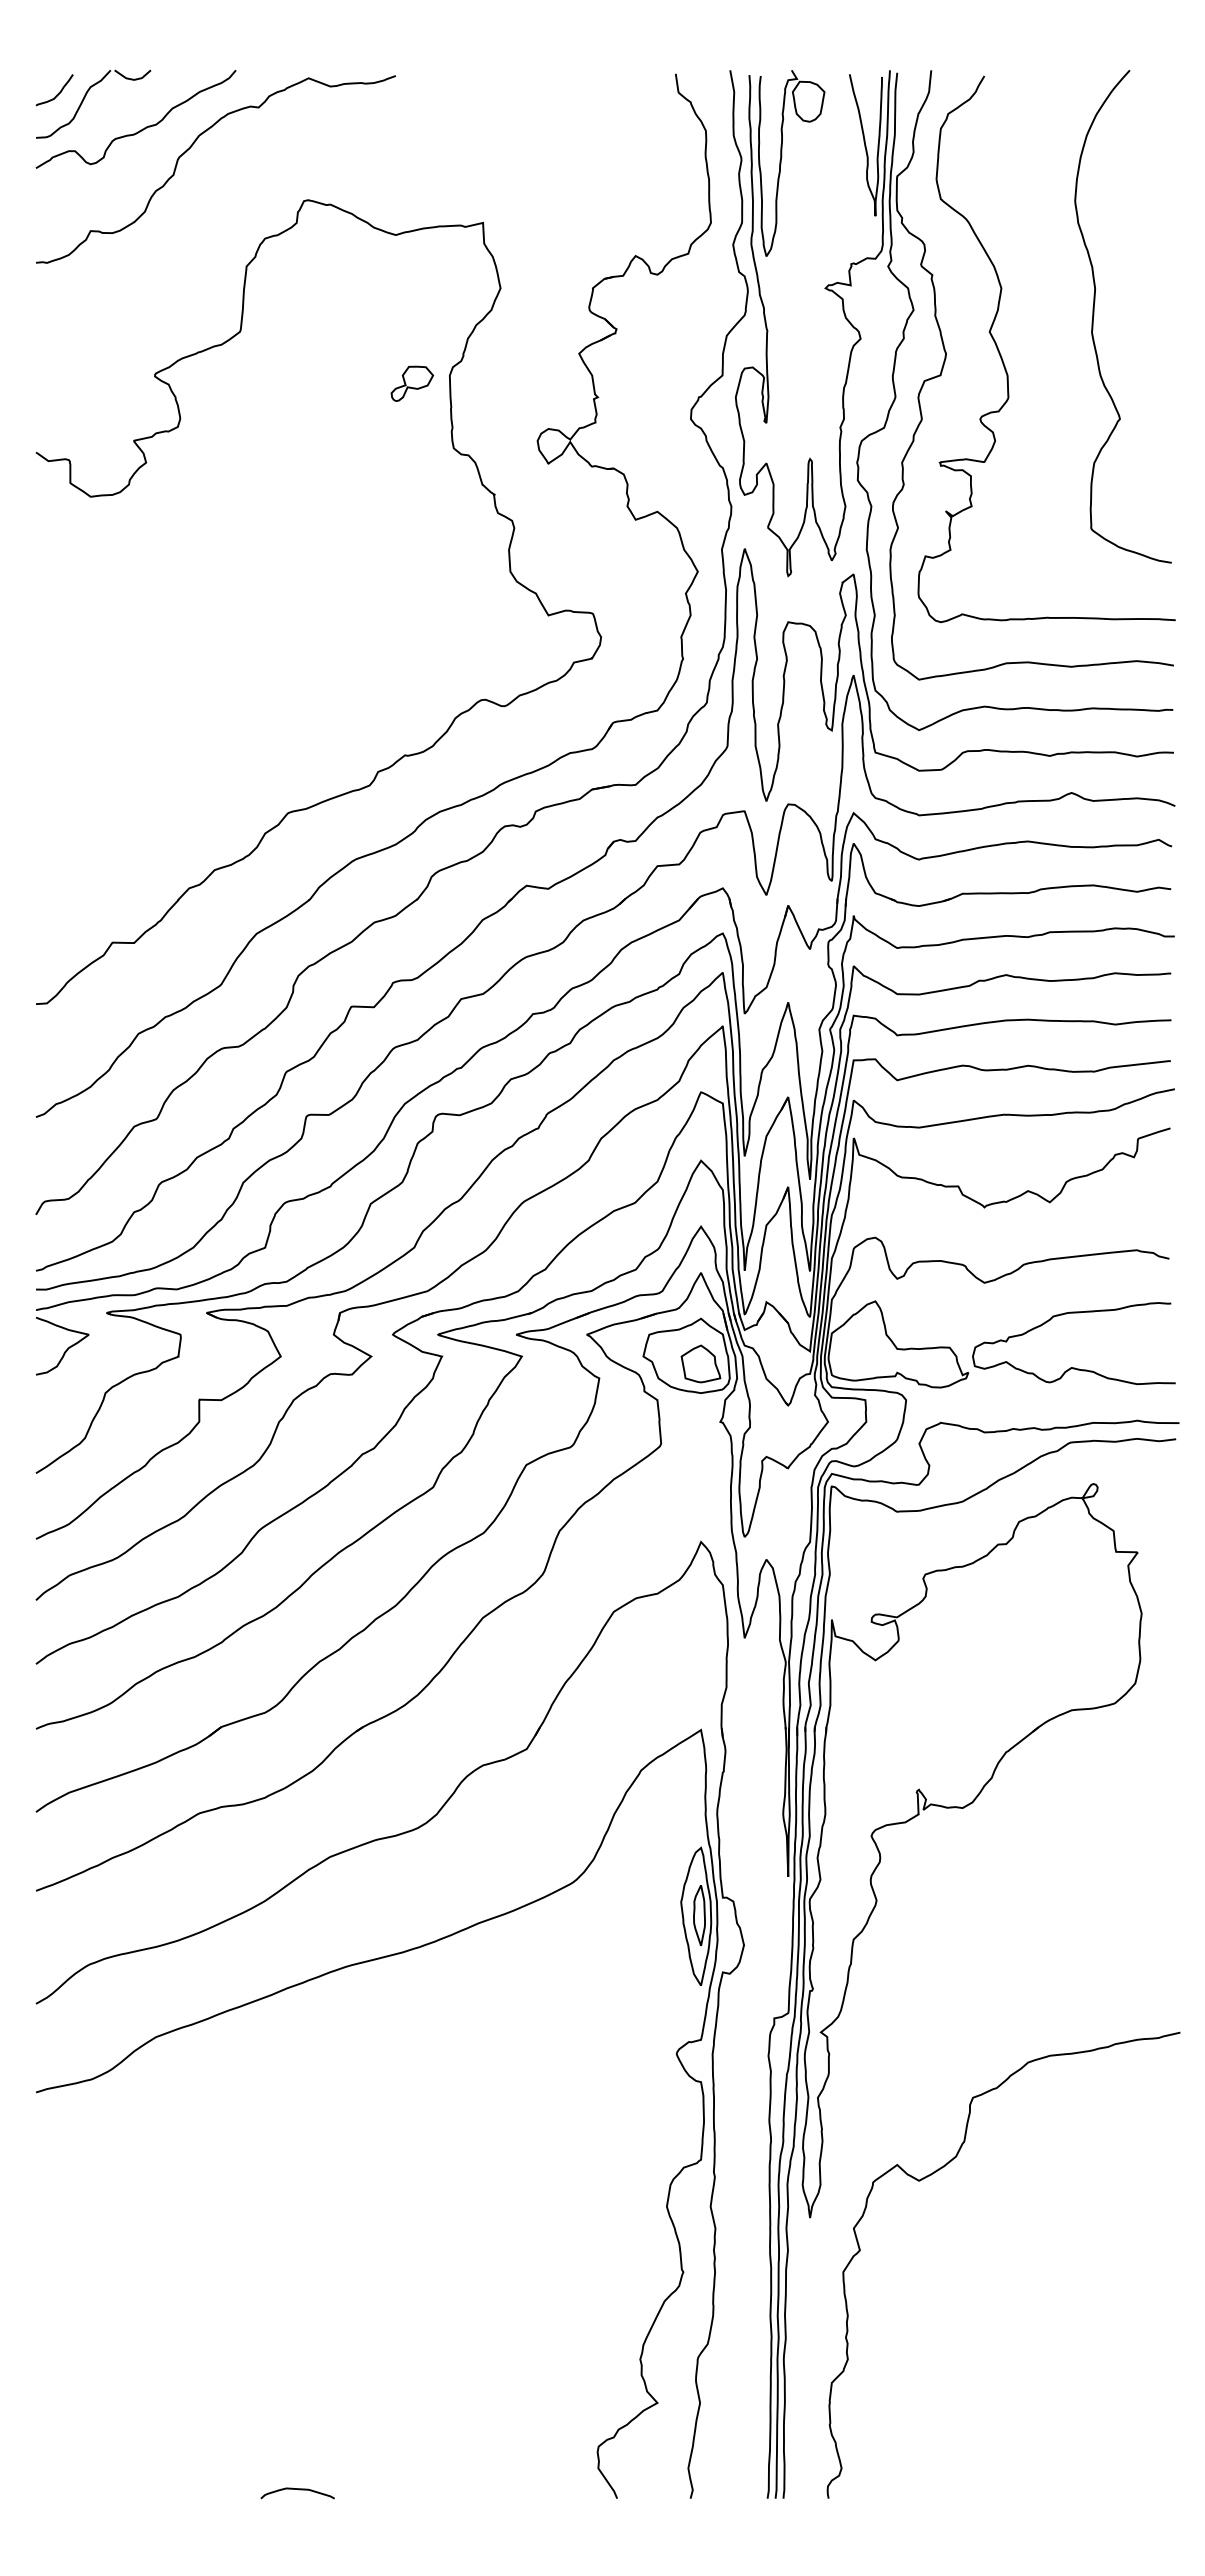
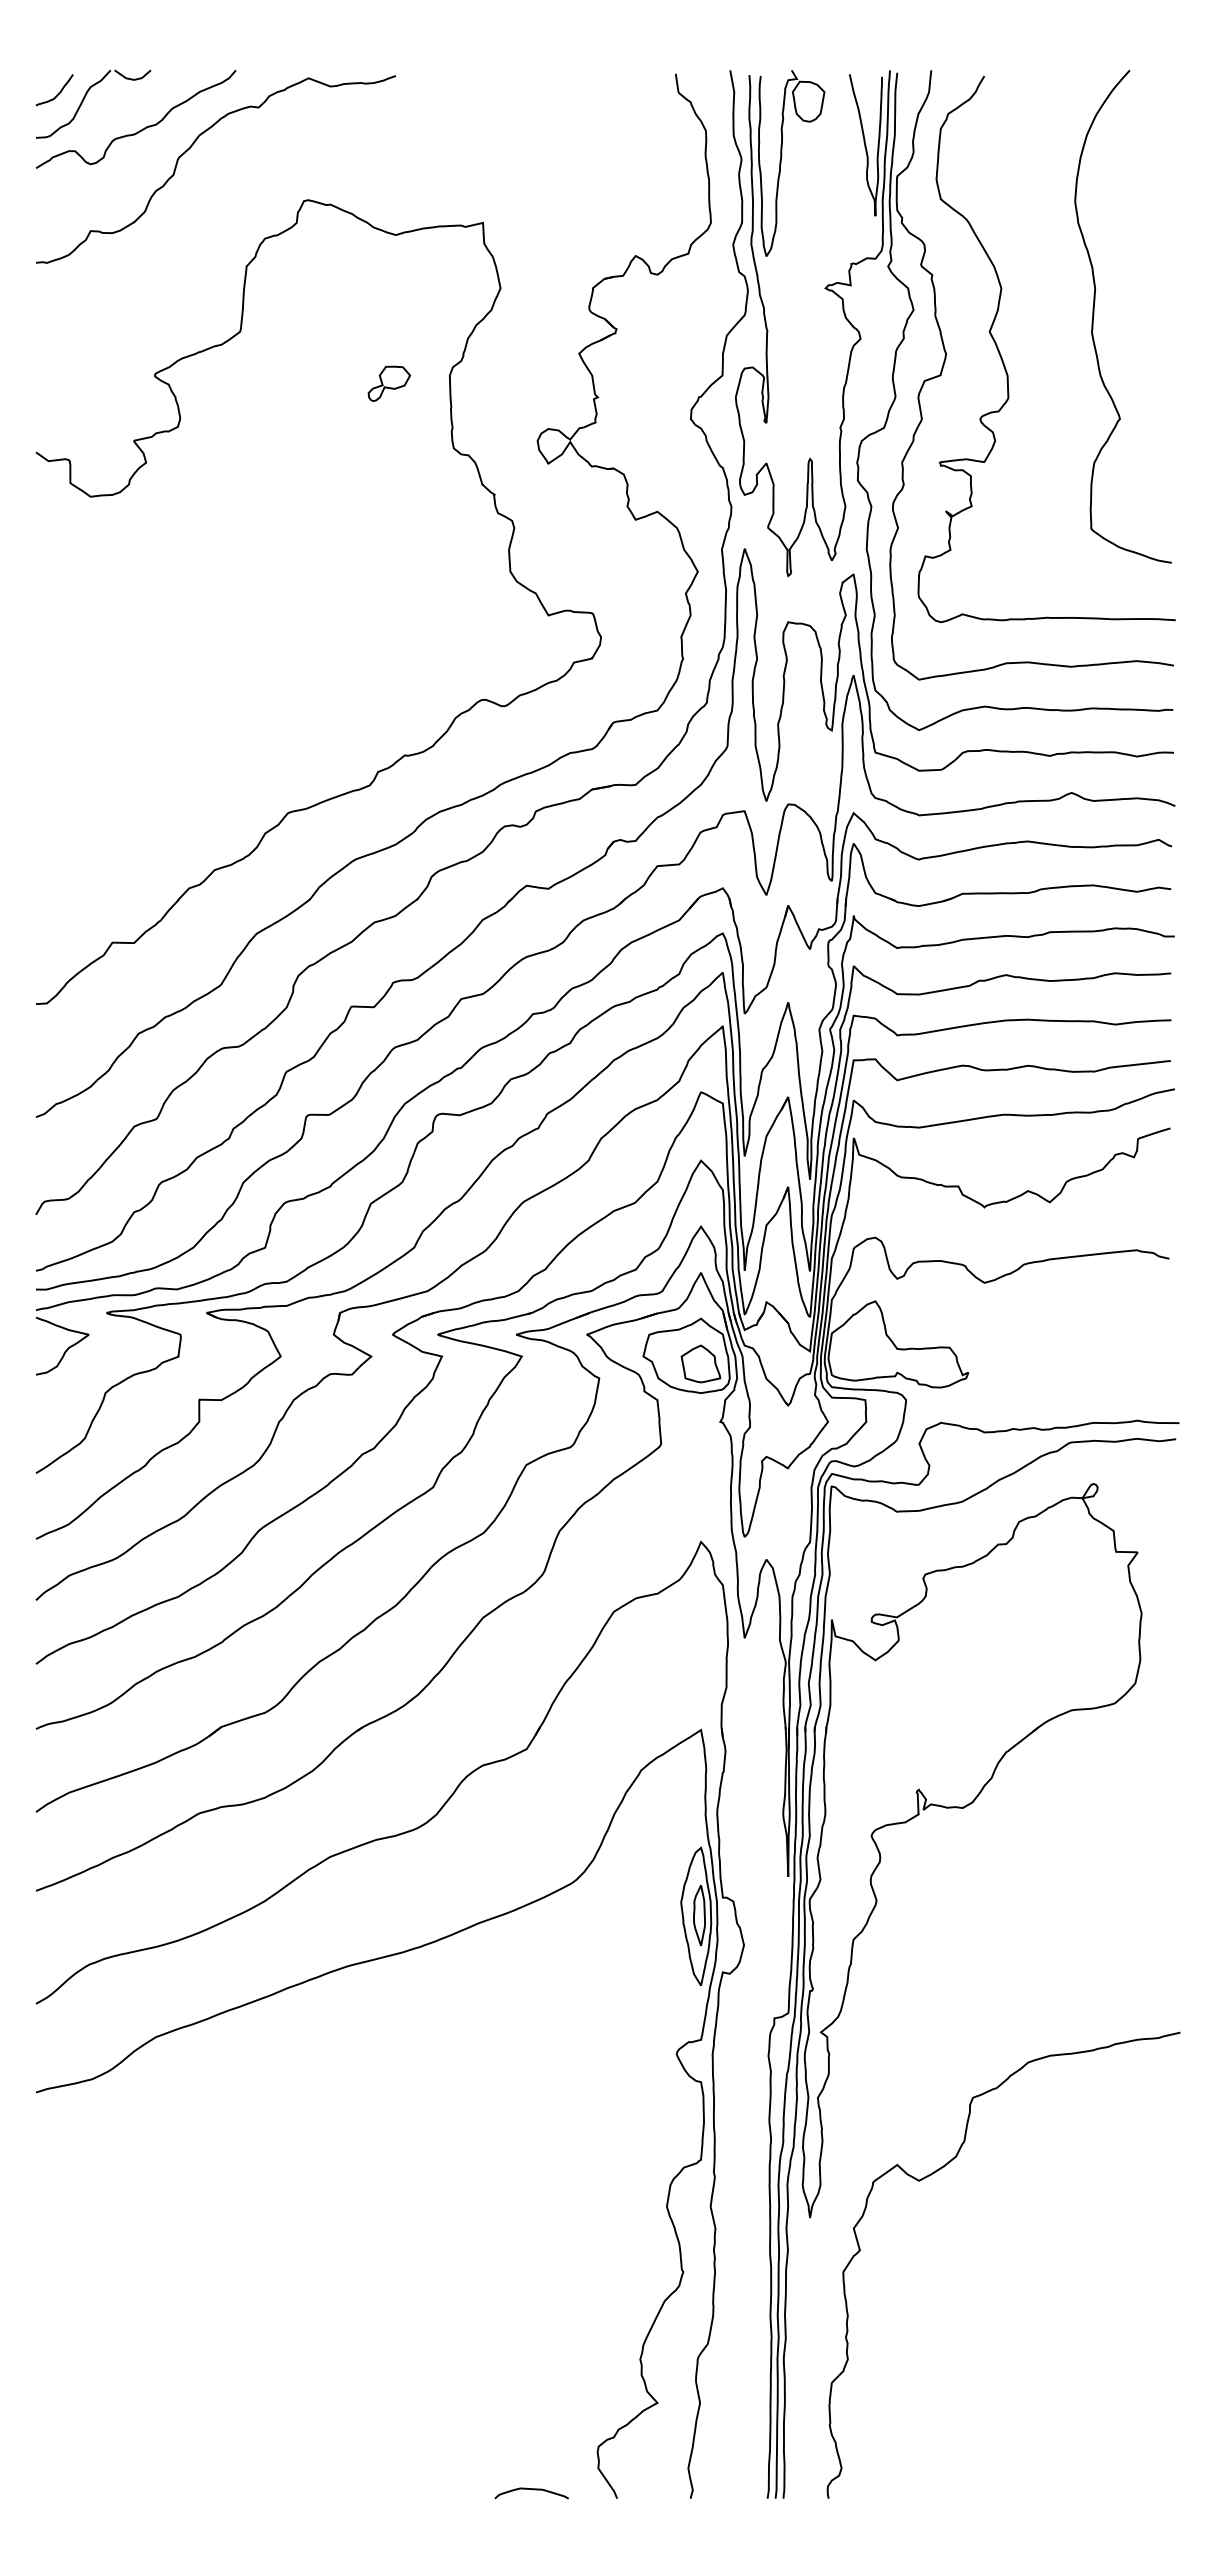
part position: (412, 383) -> (389, 383) (389, 383)
curve: present -> none (1073, 1367)
curve position: (298, 2490) -> (532, 2490) (532, 2490)
